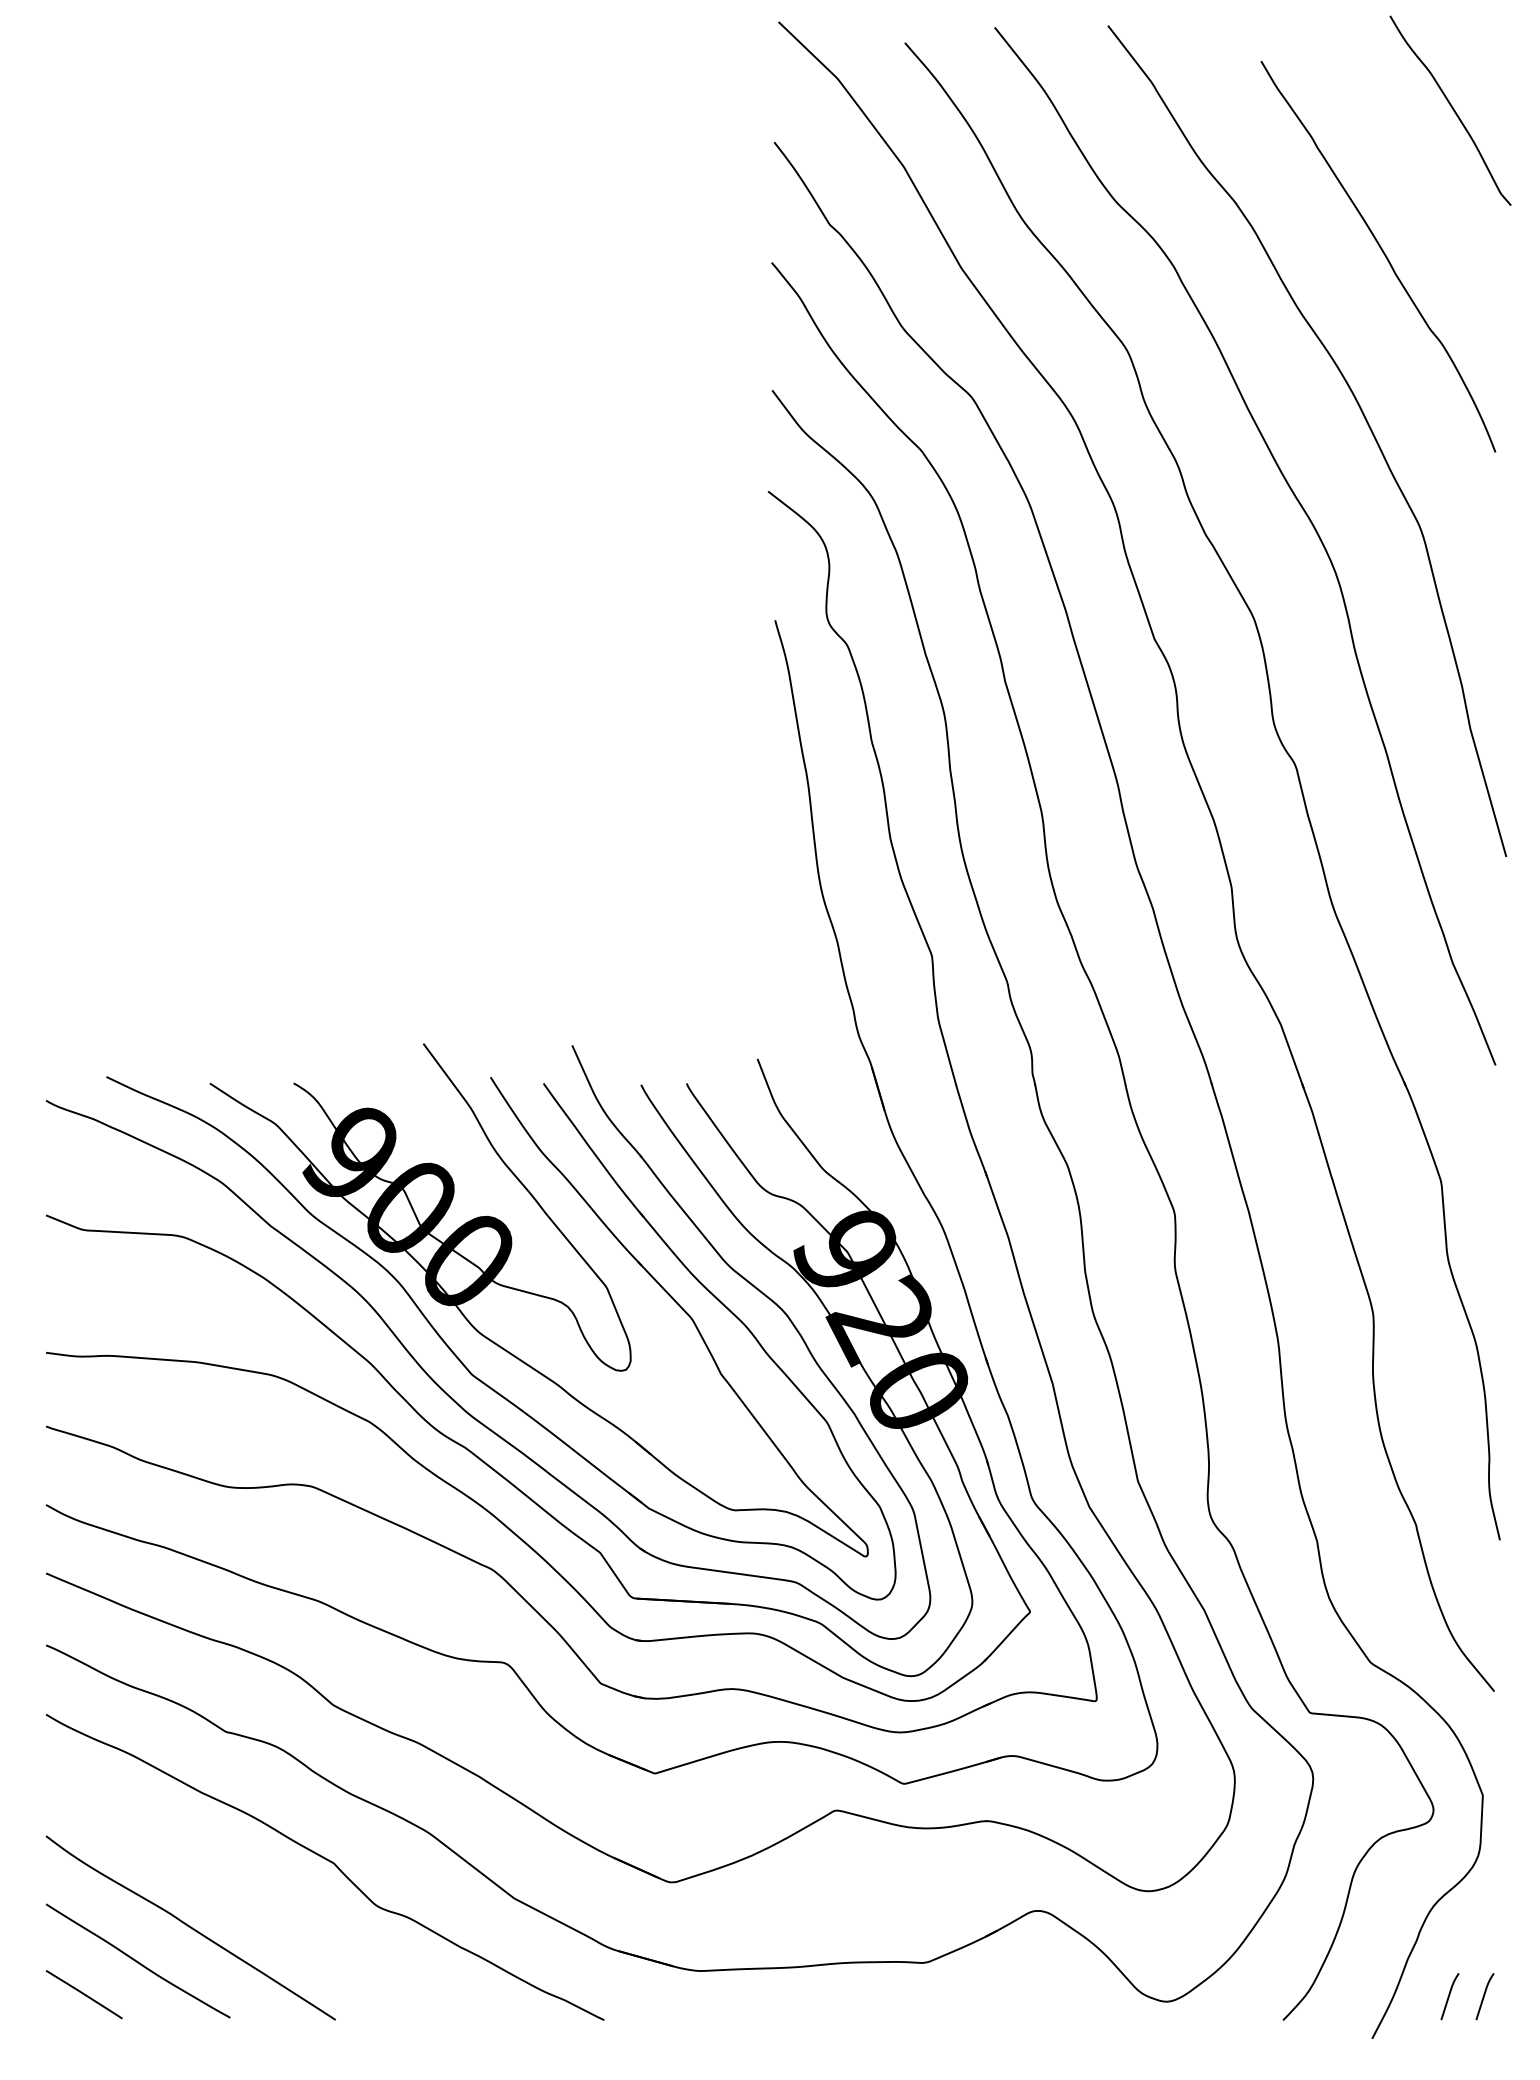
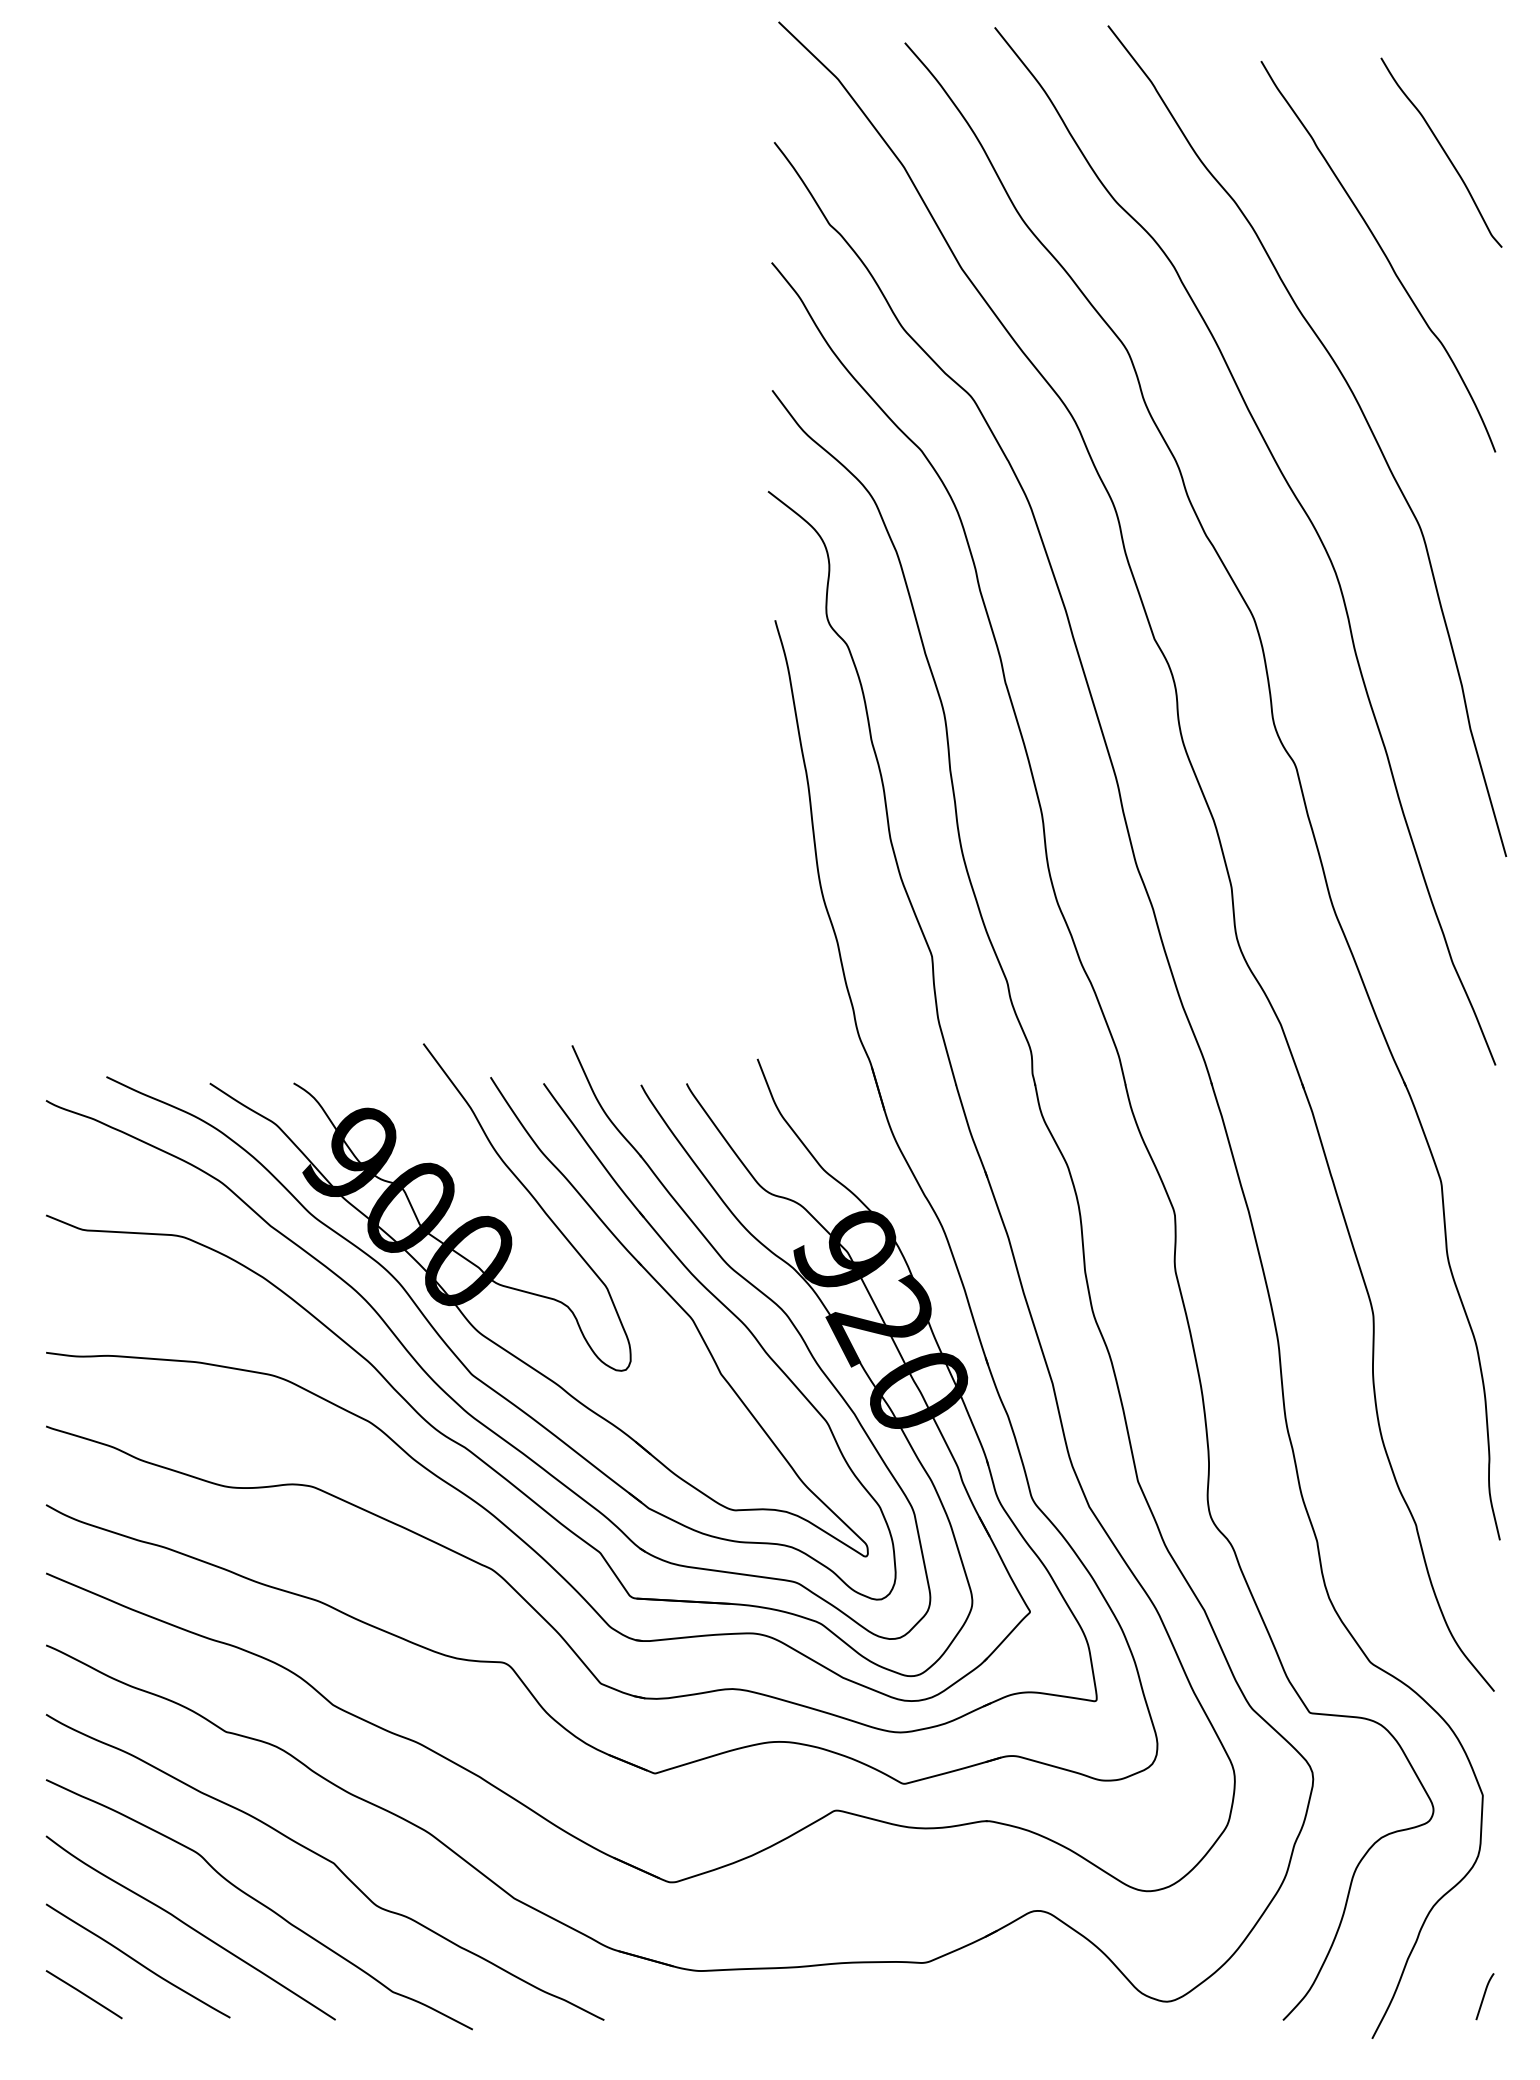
curve position: (1451, 108) -> (1442, 150) (1442, 150)
curve: none -> present (259, 1903)
curve: present -> none (1449, 1996)
